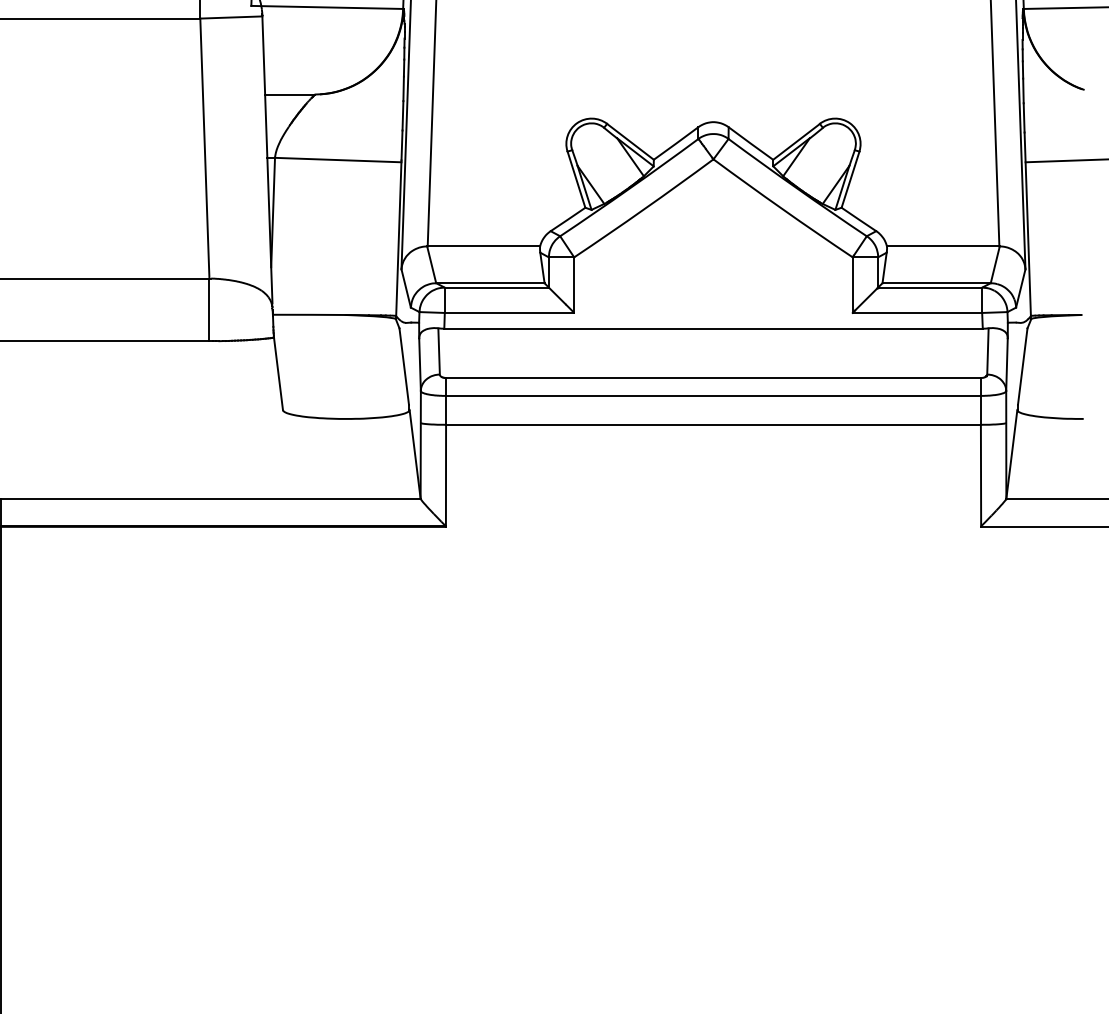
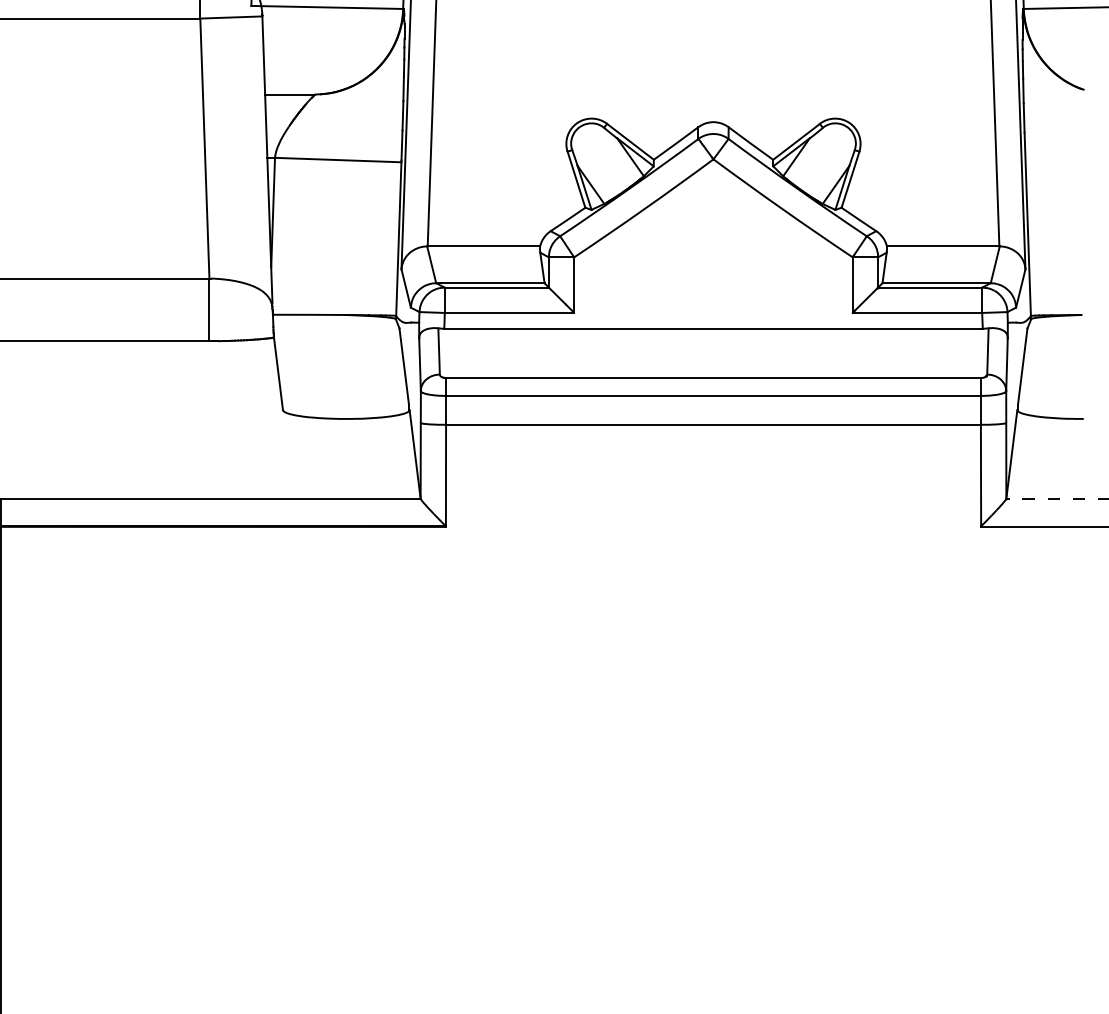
line: present -> none (1065, 160)
line: solid -> dashed (1057, 498)
